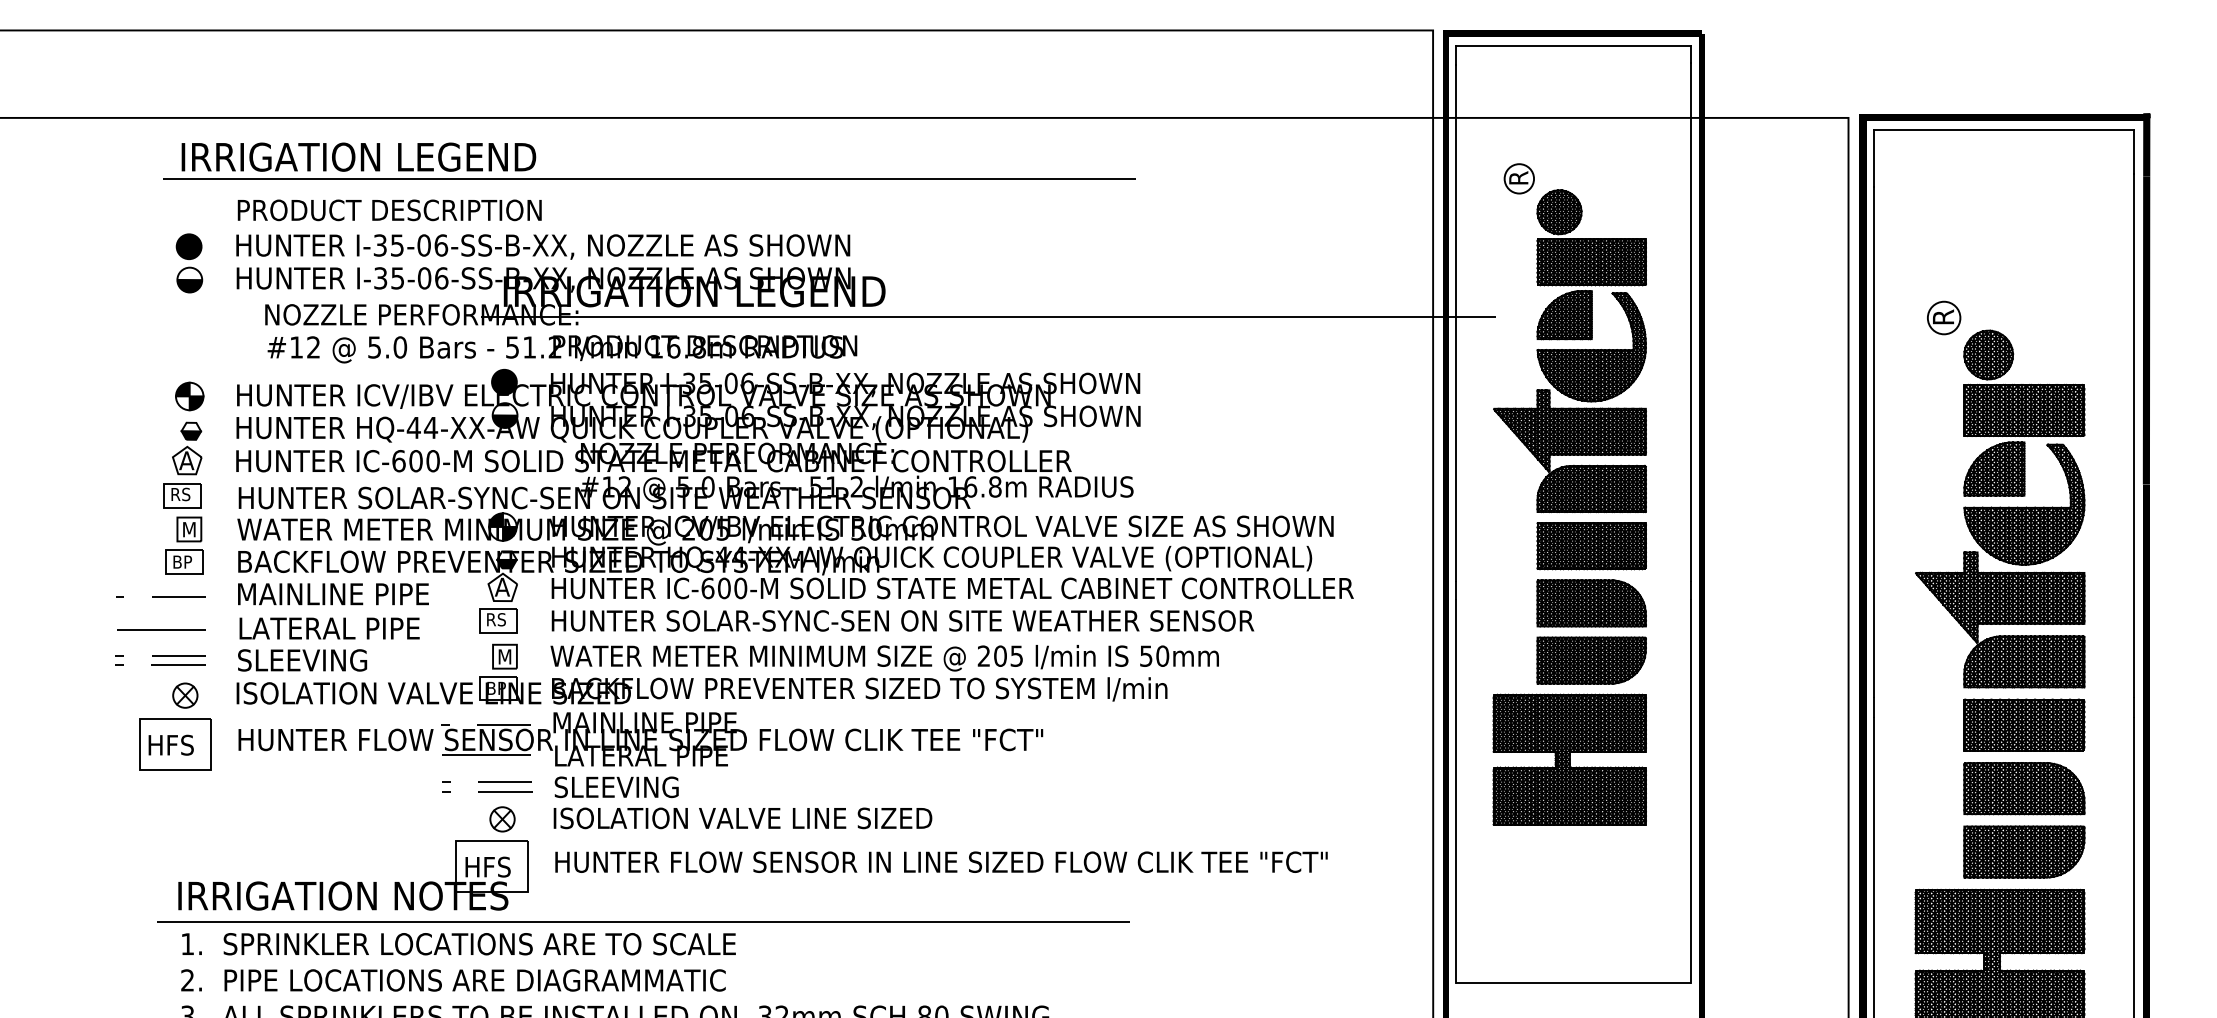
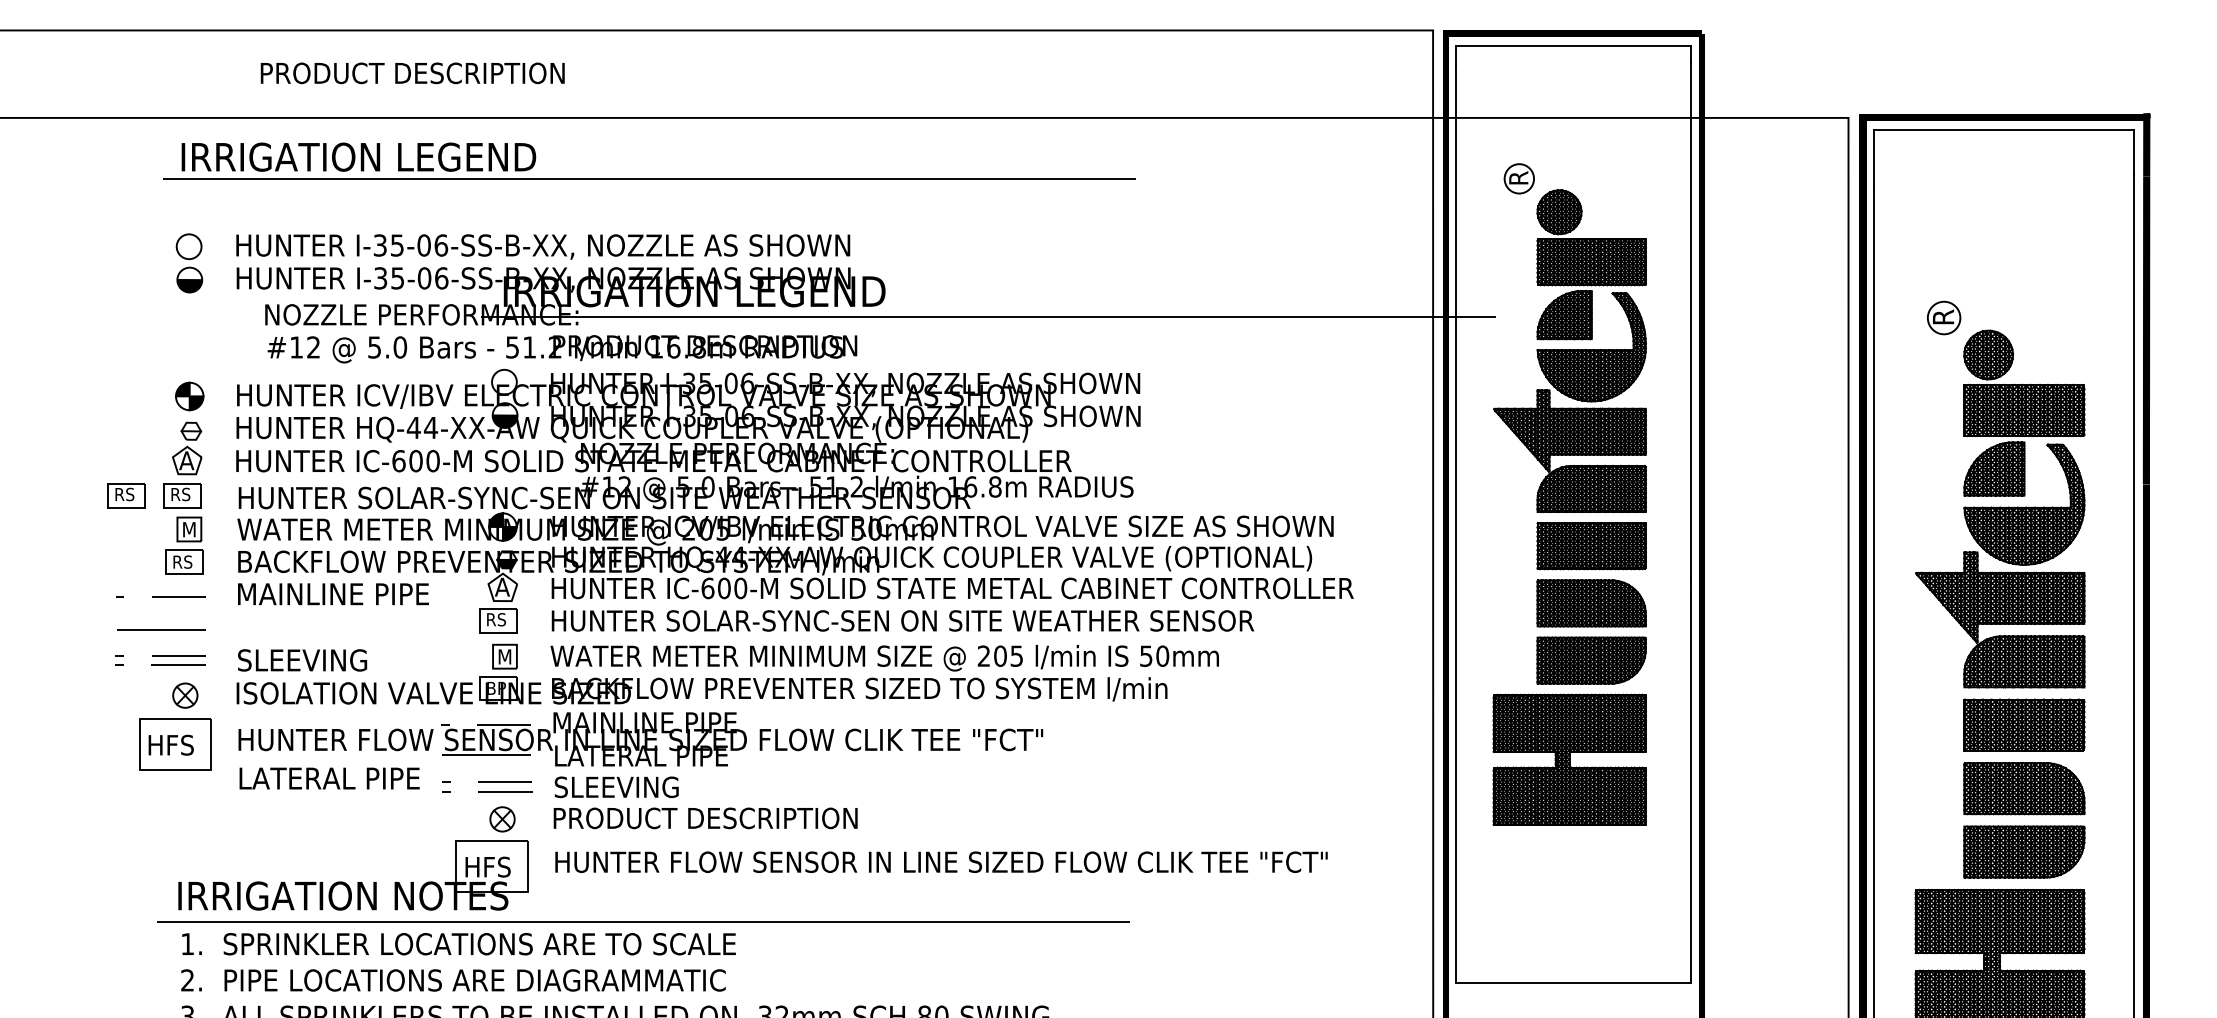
text position: (389, 210) -> (412, 73) (412, 73)
fill: present -> none (188, 246)
fill: present -> none (504, 381)
fill: present -> none (191, 435)
part: none -> present (126, 495)
text: BP -> RS (183, 561)
text position: (329, 628) -> (329, 778) (329, 778)
text: ISOLATION VALVE LINE SIZED -> PRODUCT DESCRIPTION (744, 818)
